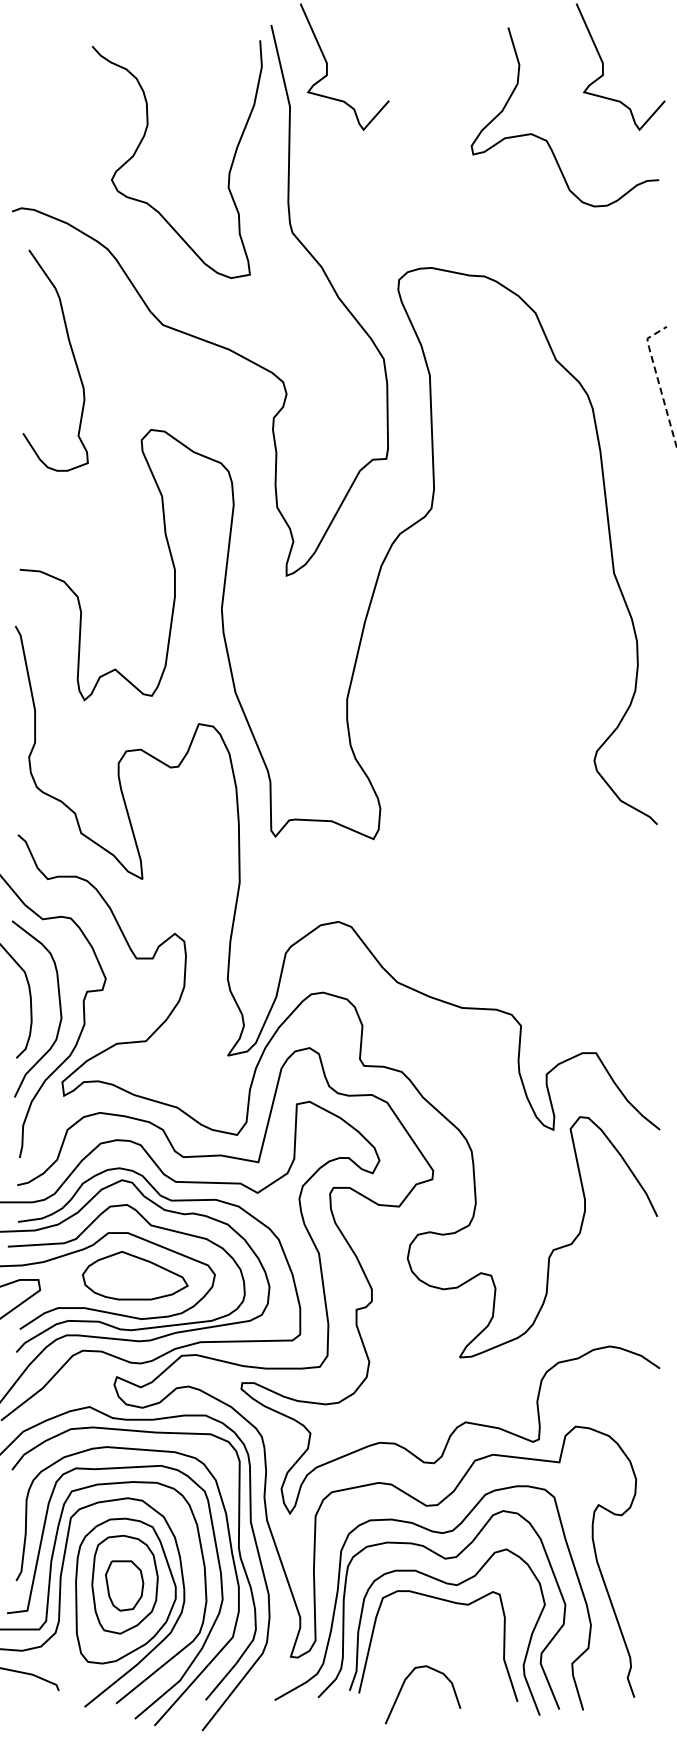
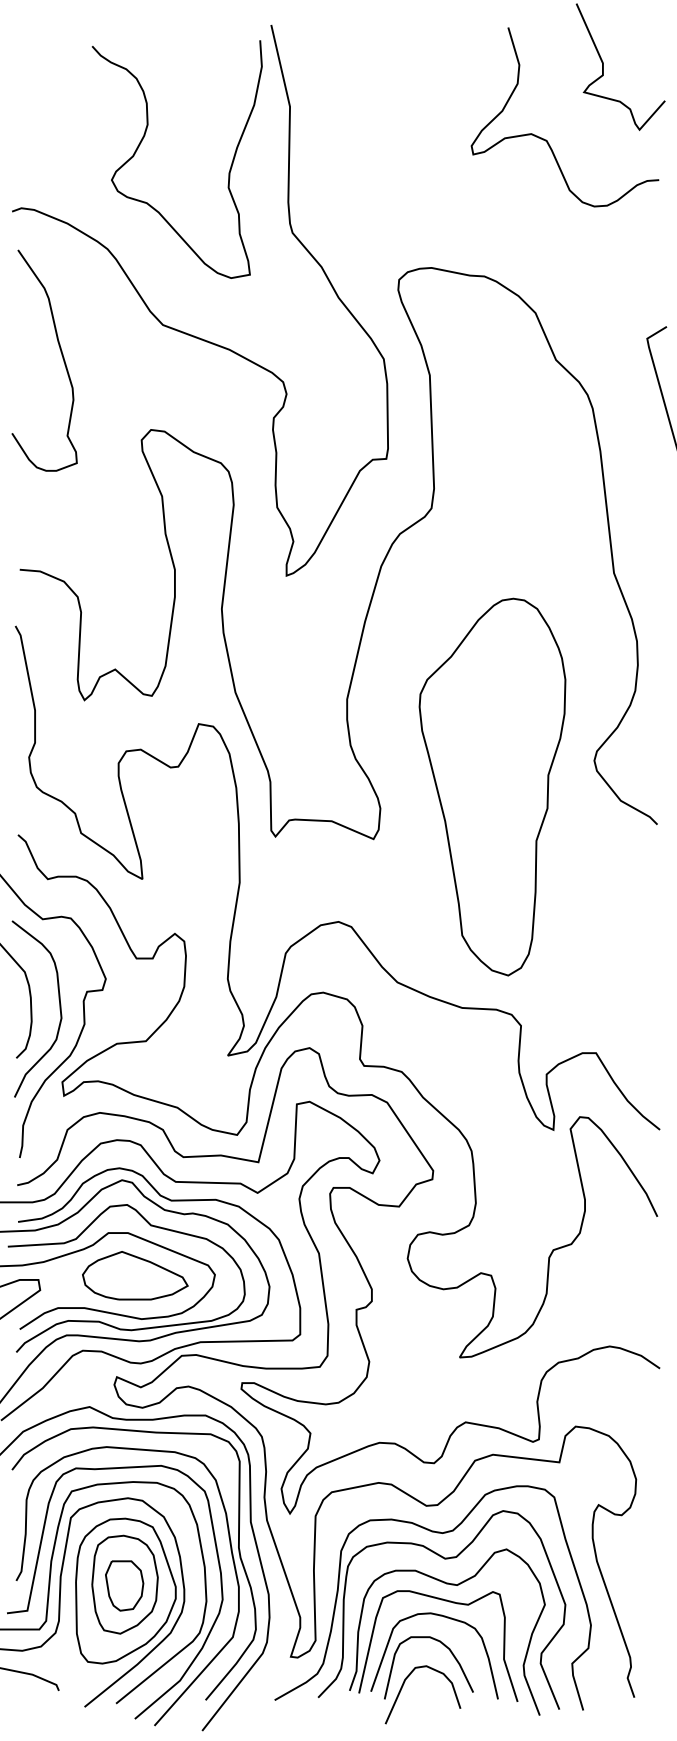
curve: present -> none (327, 66)
curve position: (72, 355) -> (61, 355) (61, 355)
line: dashed -> solid (658, 380)
part: none -> present (492, 786)
part: none -> present (443, 1645)
